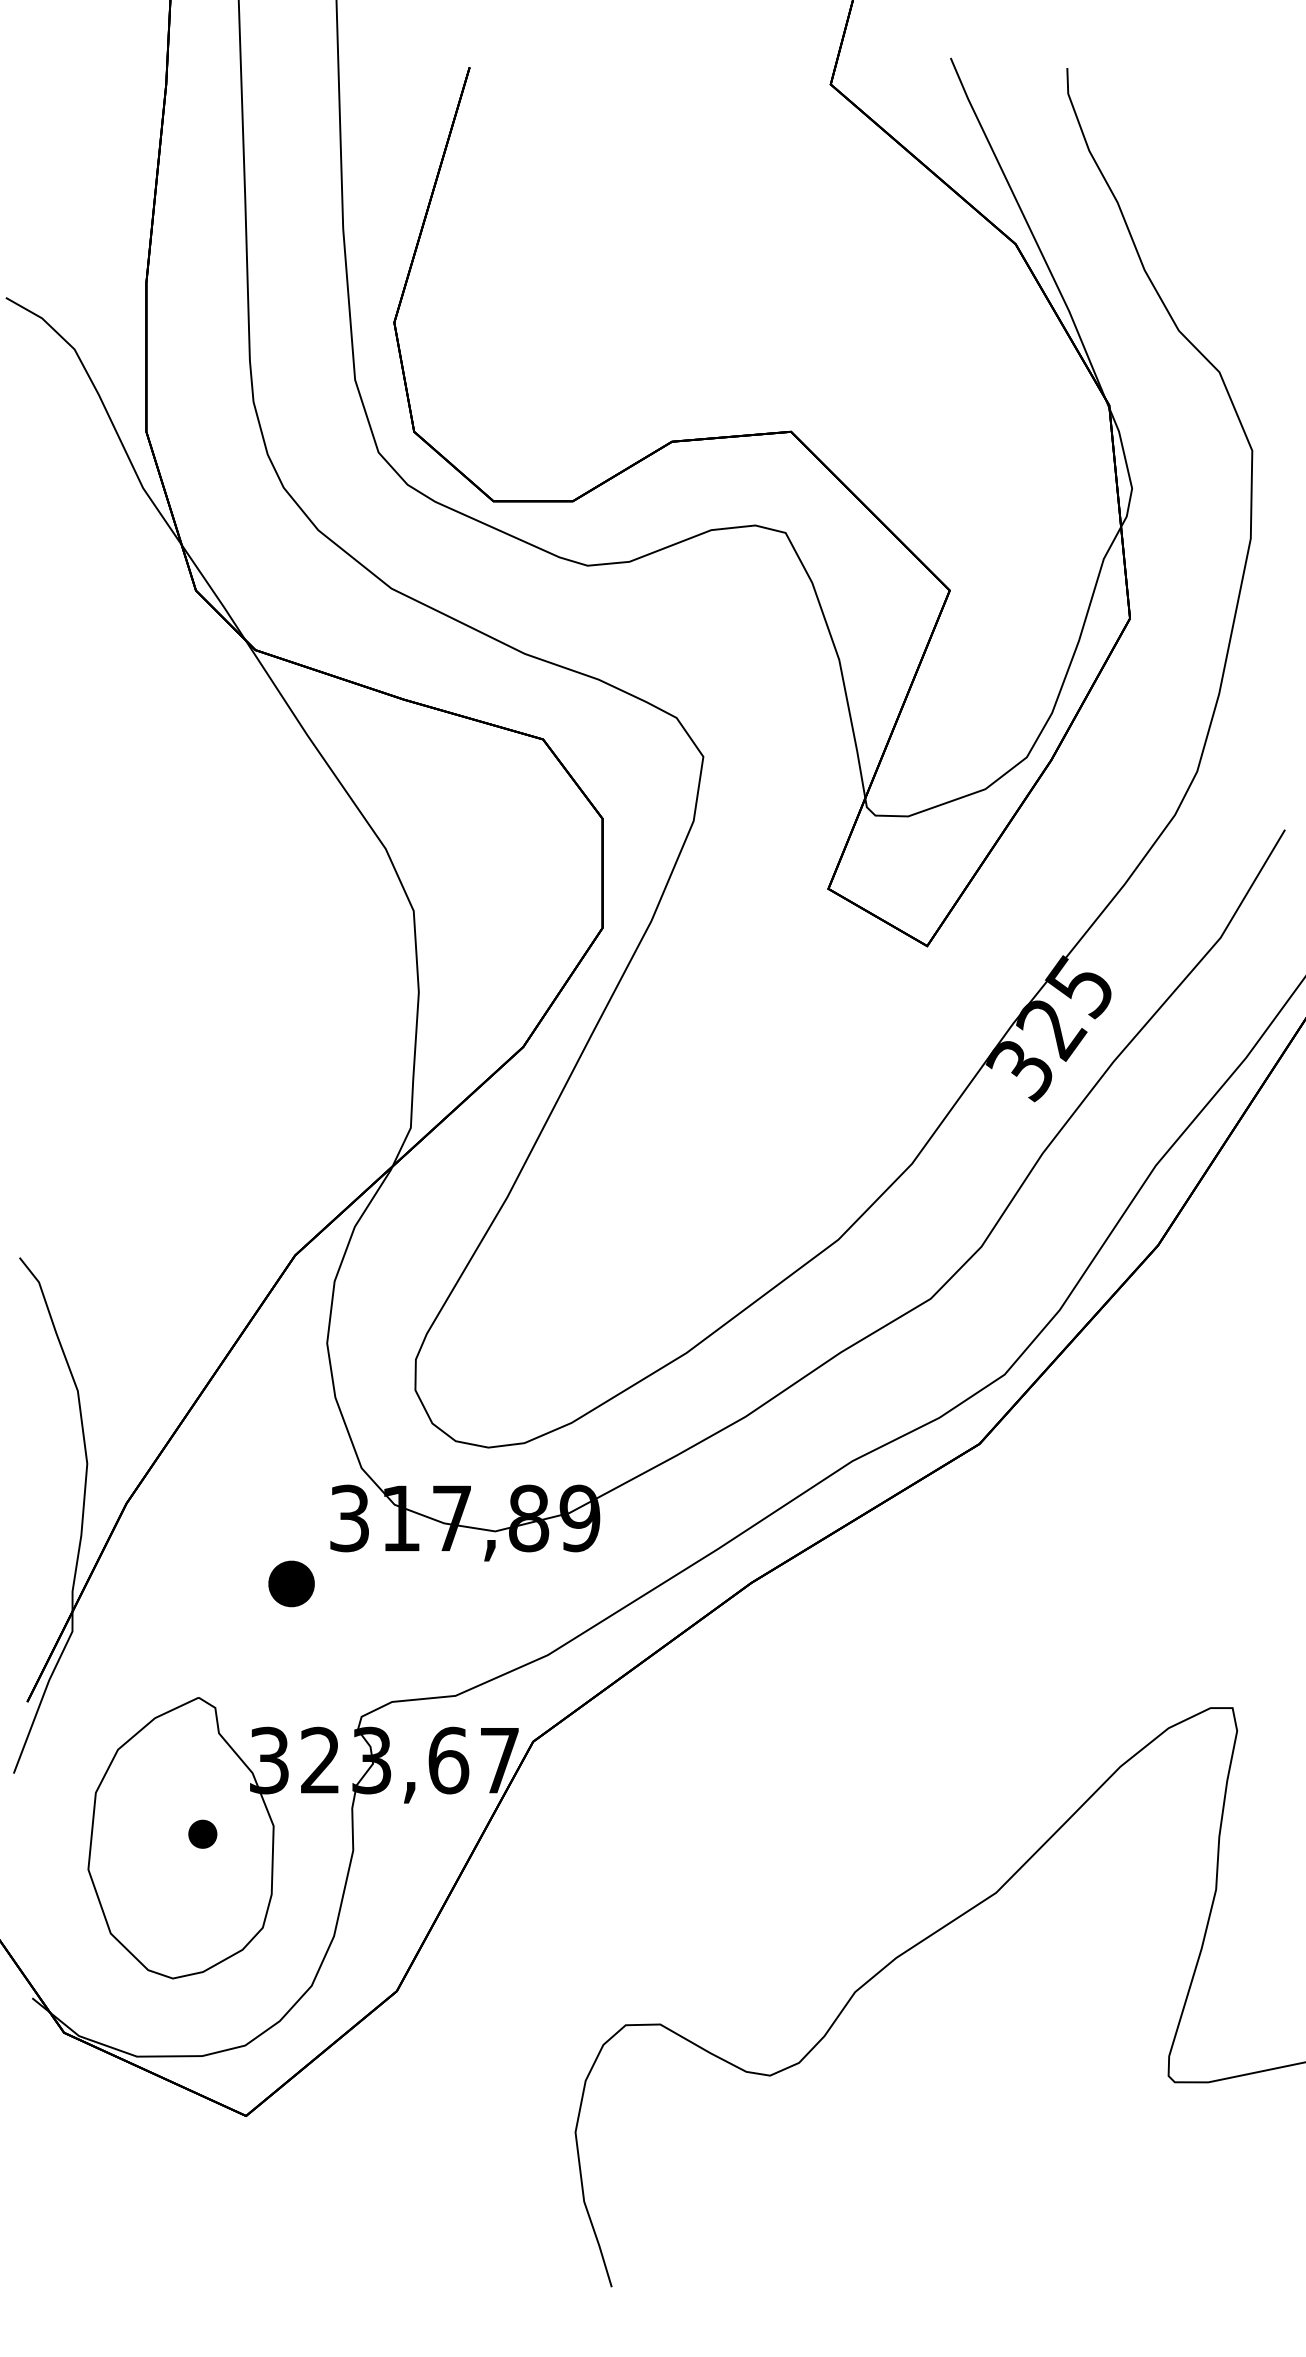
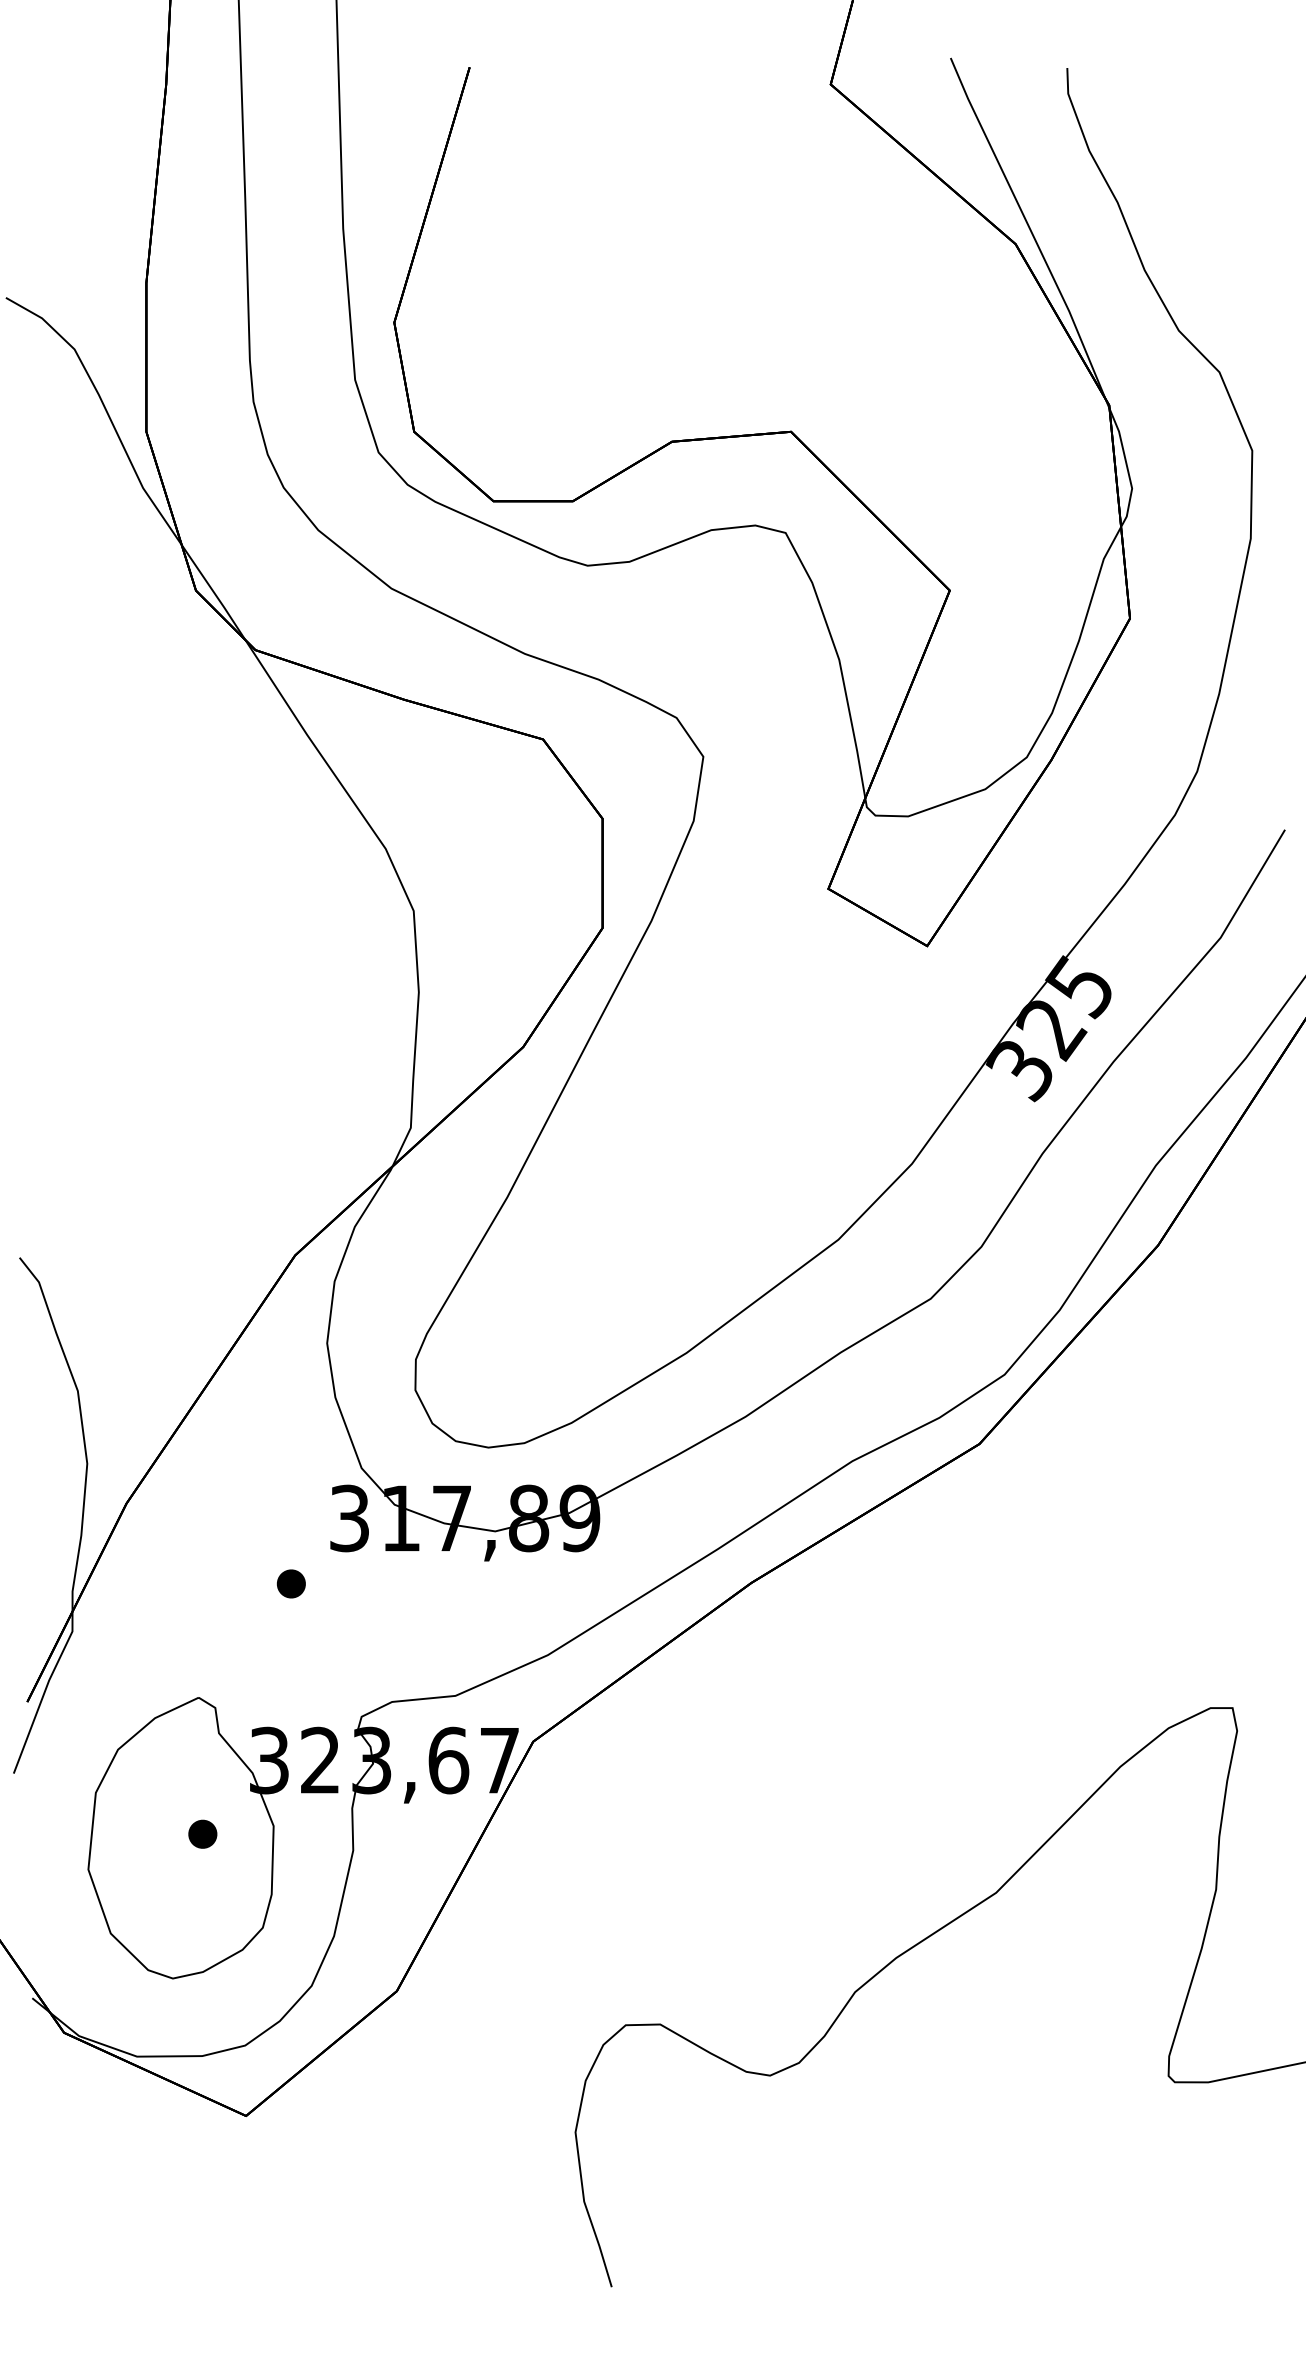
part size: 47x48 px -> 30x30 px (290, 1583)
